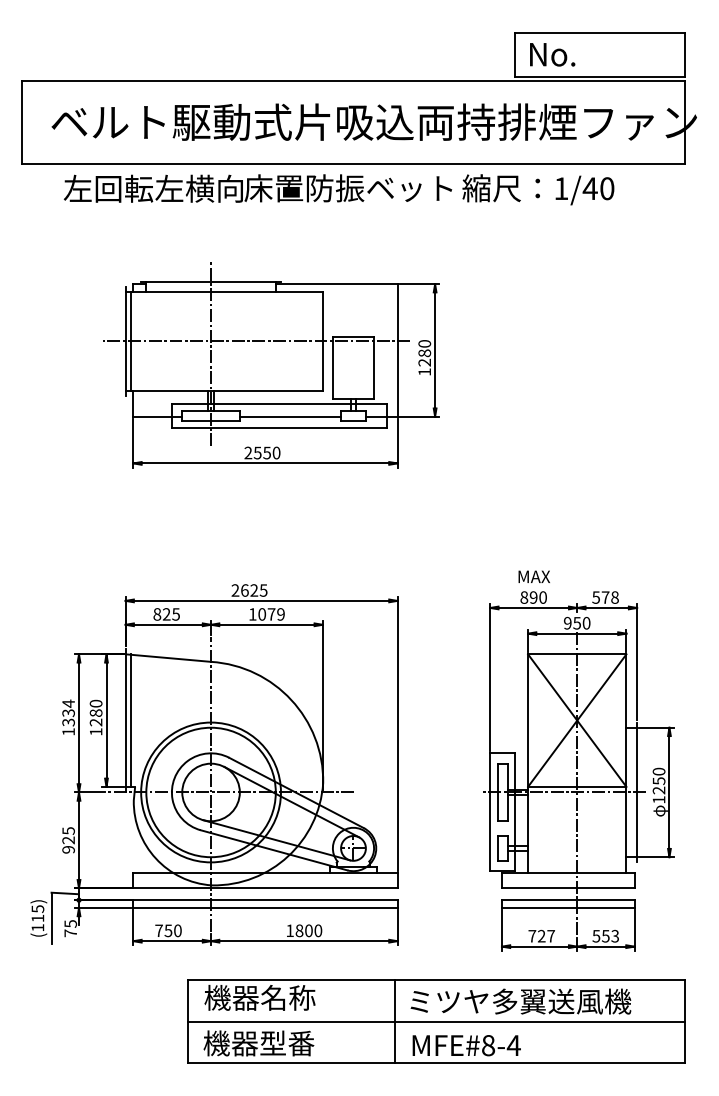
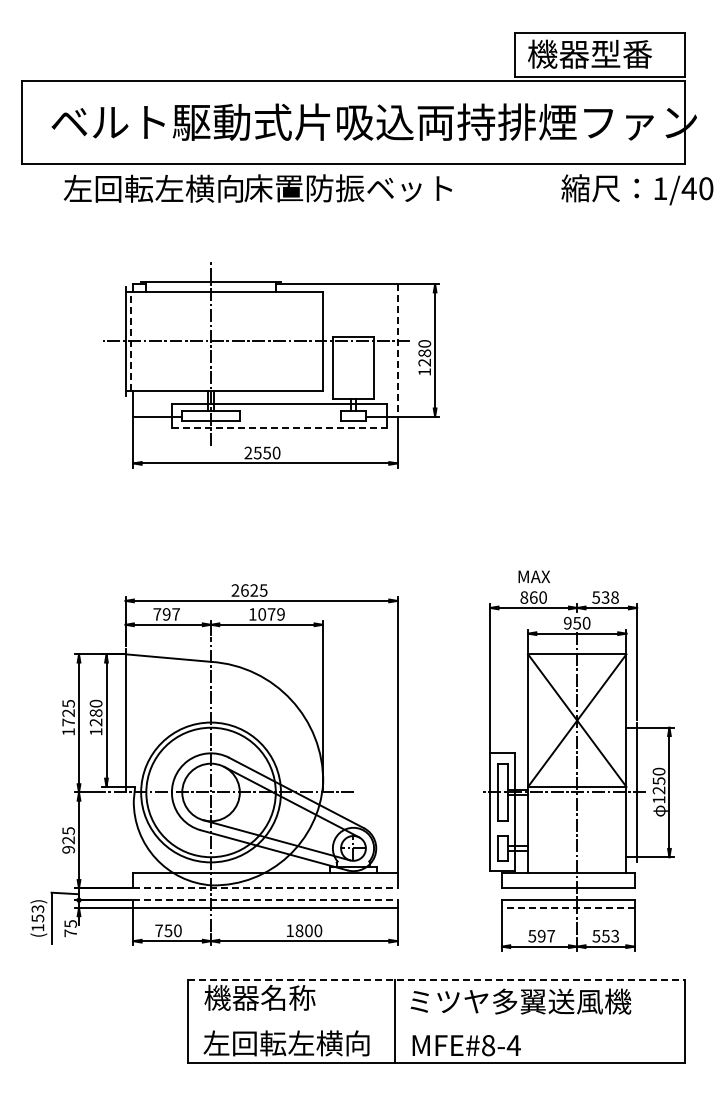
text: No. -> 機器型番 (590, 53)
text position: (538, 189) -> (637, 189) (637, 189)
line: solid -> dashed (130, 340)
line: solid -> dashed (397, 350)
line: present -> none (290, 416)
line: solid -> dashed (279, 428)
text: 890 -> 860 (533, 597)
text: 578 -> 538 (605, 597)
text: 825 -> 797 (166, 614)
text: 1334 -> 1725 (68, 712)
line: present -> none (130, 720)
line: solid -> dashed (265, 888)
line: solid -> dashed (265, 900)
line: solid -> dashed (567, 907)
text: (115) -> (153) (37, 913)
text: 727 -> 597 (536, 936)
line: solid -> dashed (436, 980)
line: present -> none (435, 1021)
text: 機器型番 -> 左回転左横向 (286, 1043)
